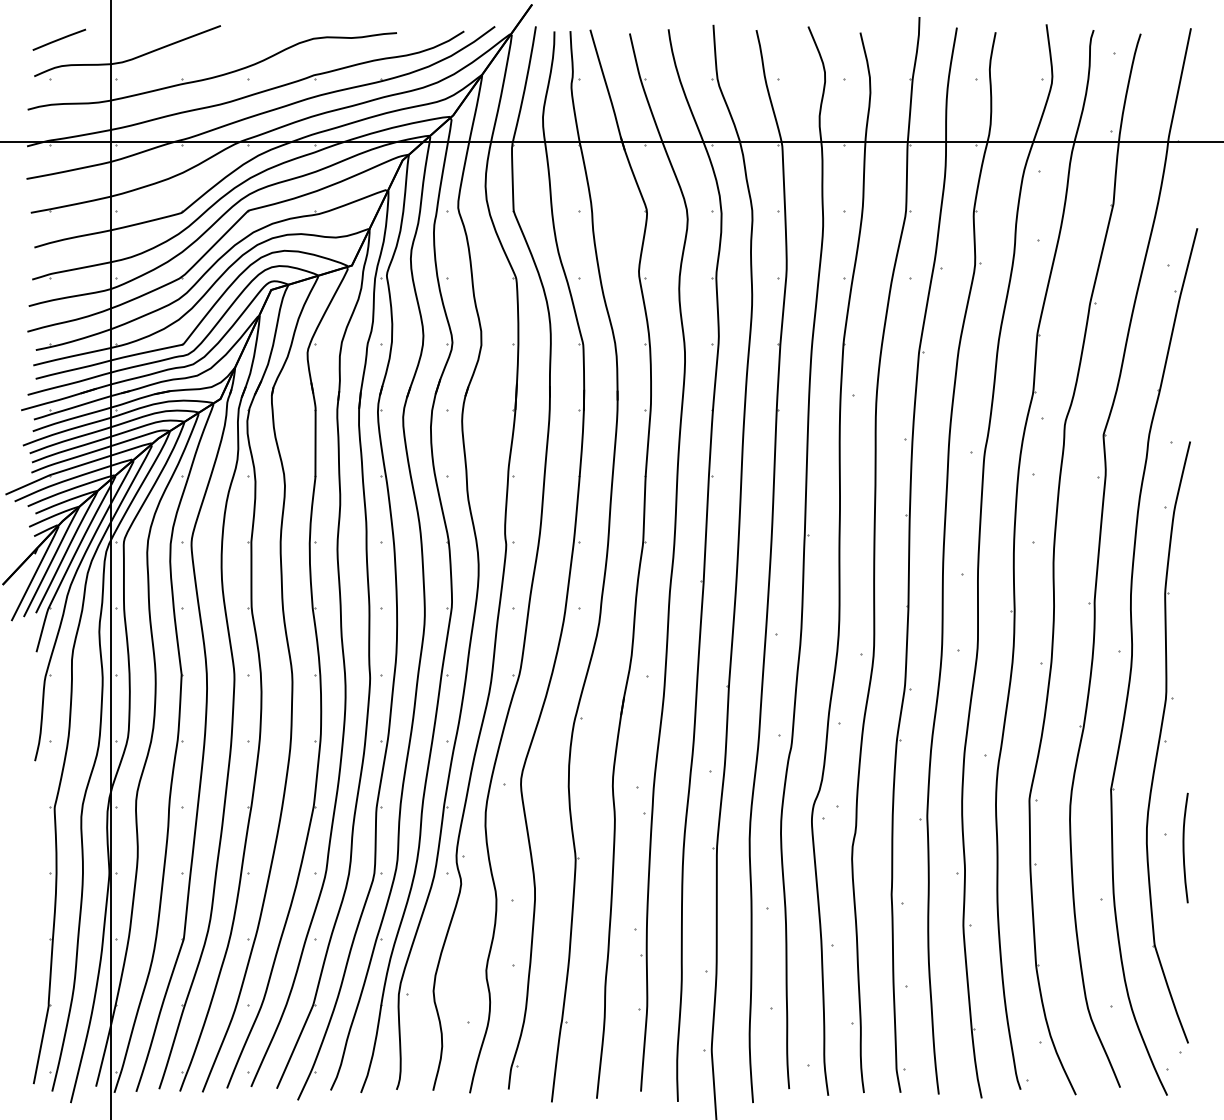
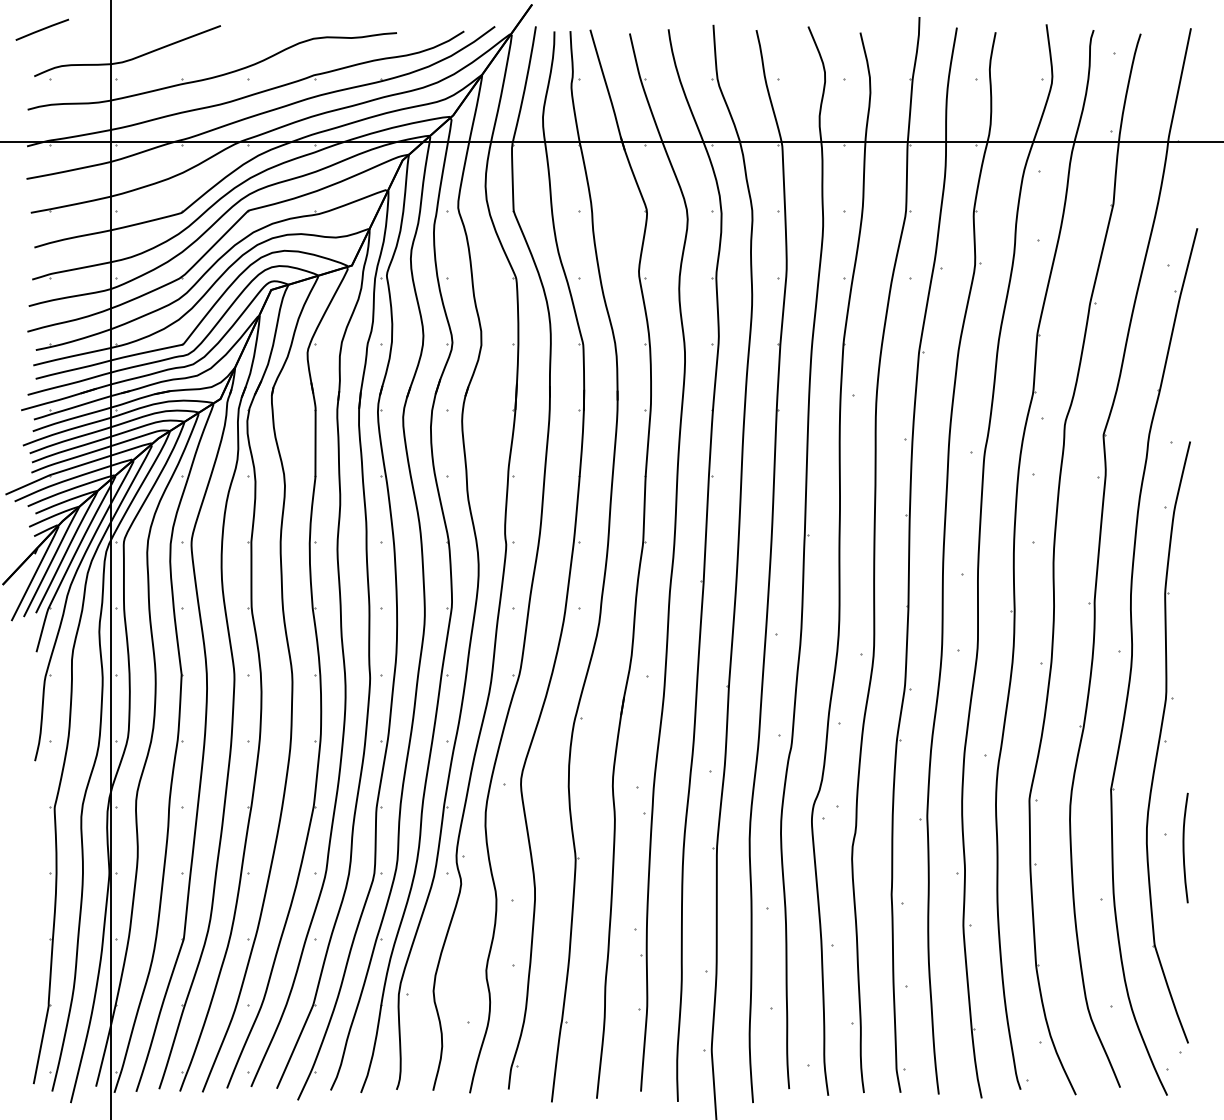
line position: (59, 39) -> (42, 29) (42, 29)
